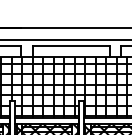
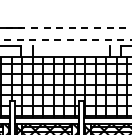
line: solid -> dashed (66, 27)
line: solid -> dashed (66, 40)
line: present -> none (71, 45)
